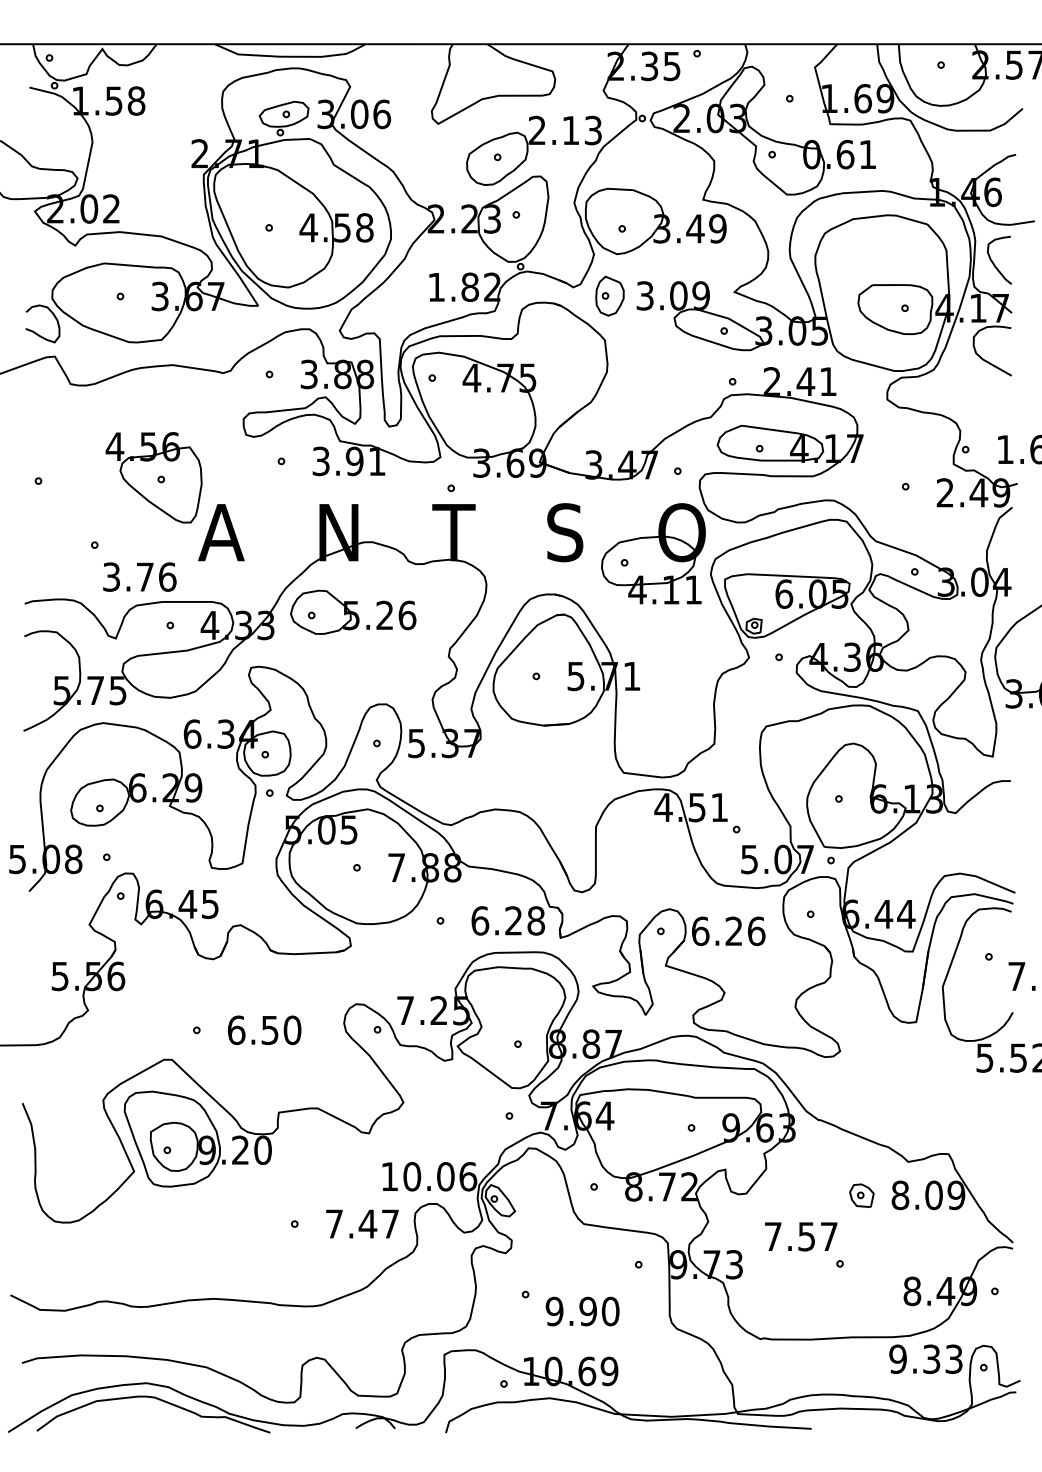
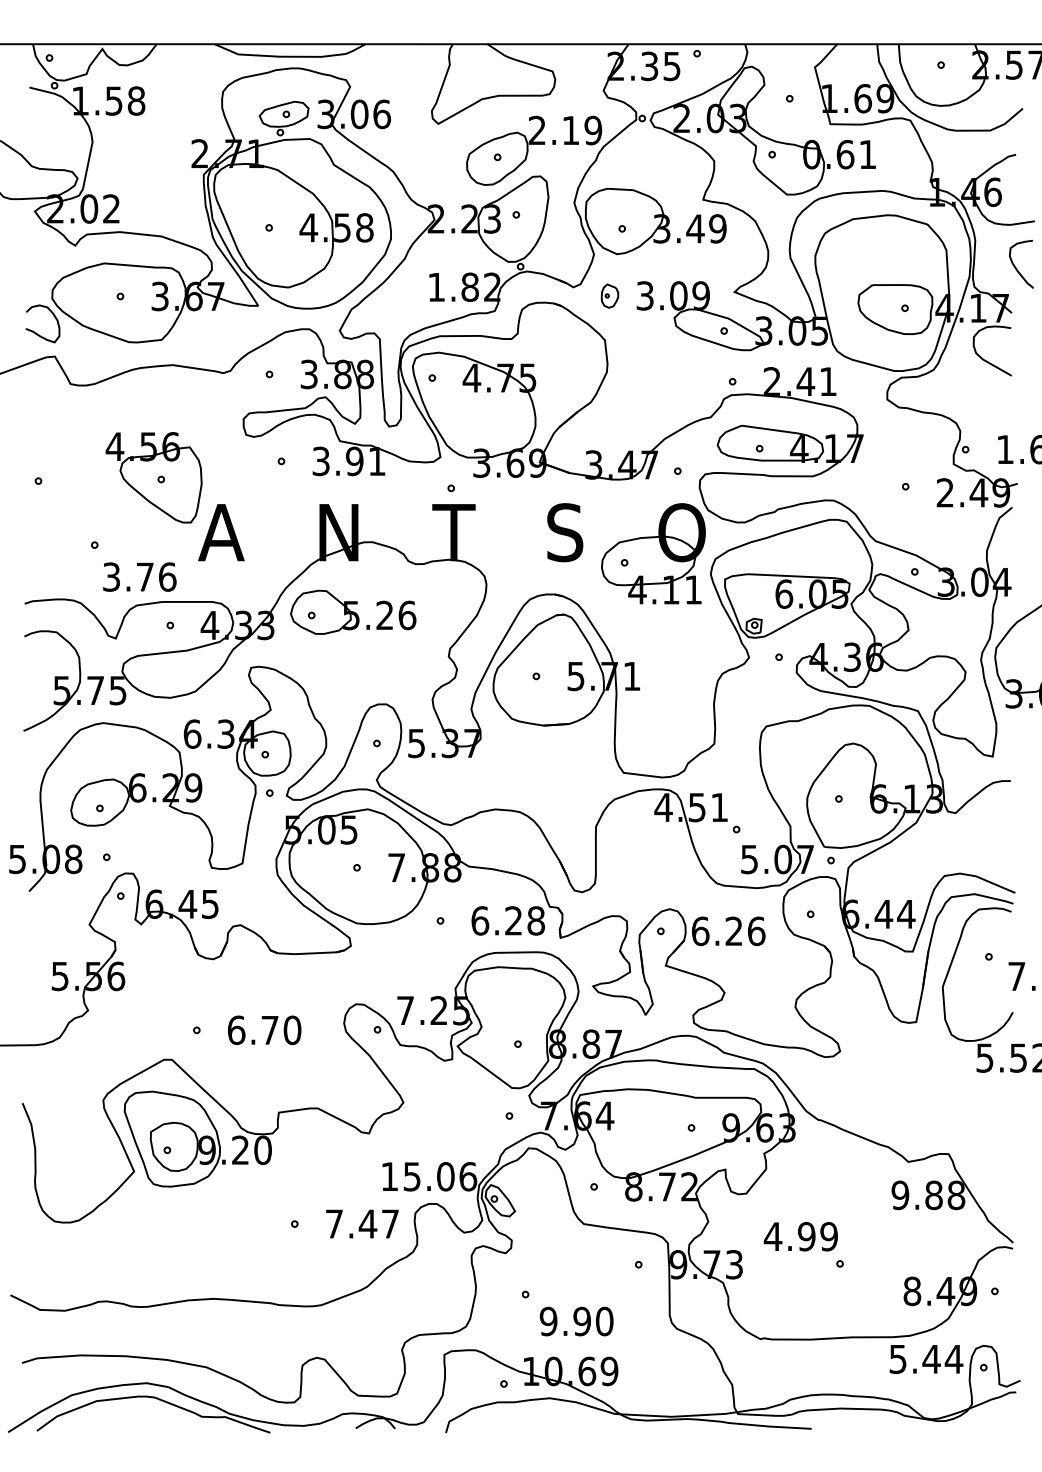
text: 2.13 -> 2.19 (593, 130)
curve position: (993, 261) -> (1015, 265) (1015, 265)
part size: 30x42 px -> 20x26 px (609, 295)
text: 6.50 -> 6.70 (269, 1030)
text: 10.06 -> 15.06 (412, 1176)
part: present -> none (861, 1195)
text: 8.09 -> 9.88 (928, 1195)
text: 7.57 -> 4.99 (800, 1236)
text position: (582, 1311) -> (576, 1321) (576, 1321)
text: 9.33 -> 5.44 (926, 1359)
